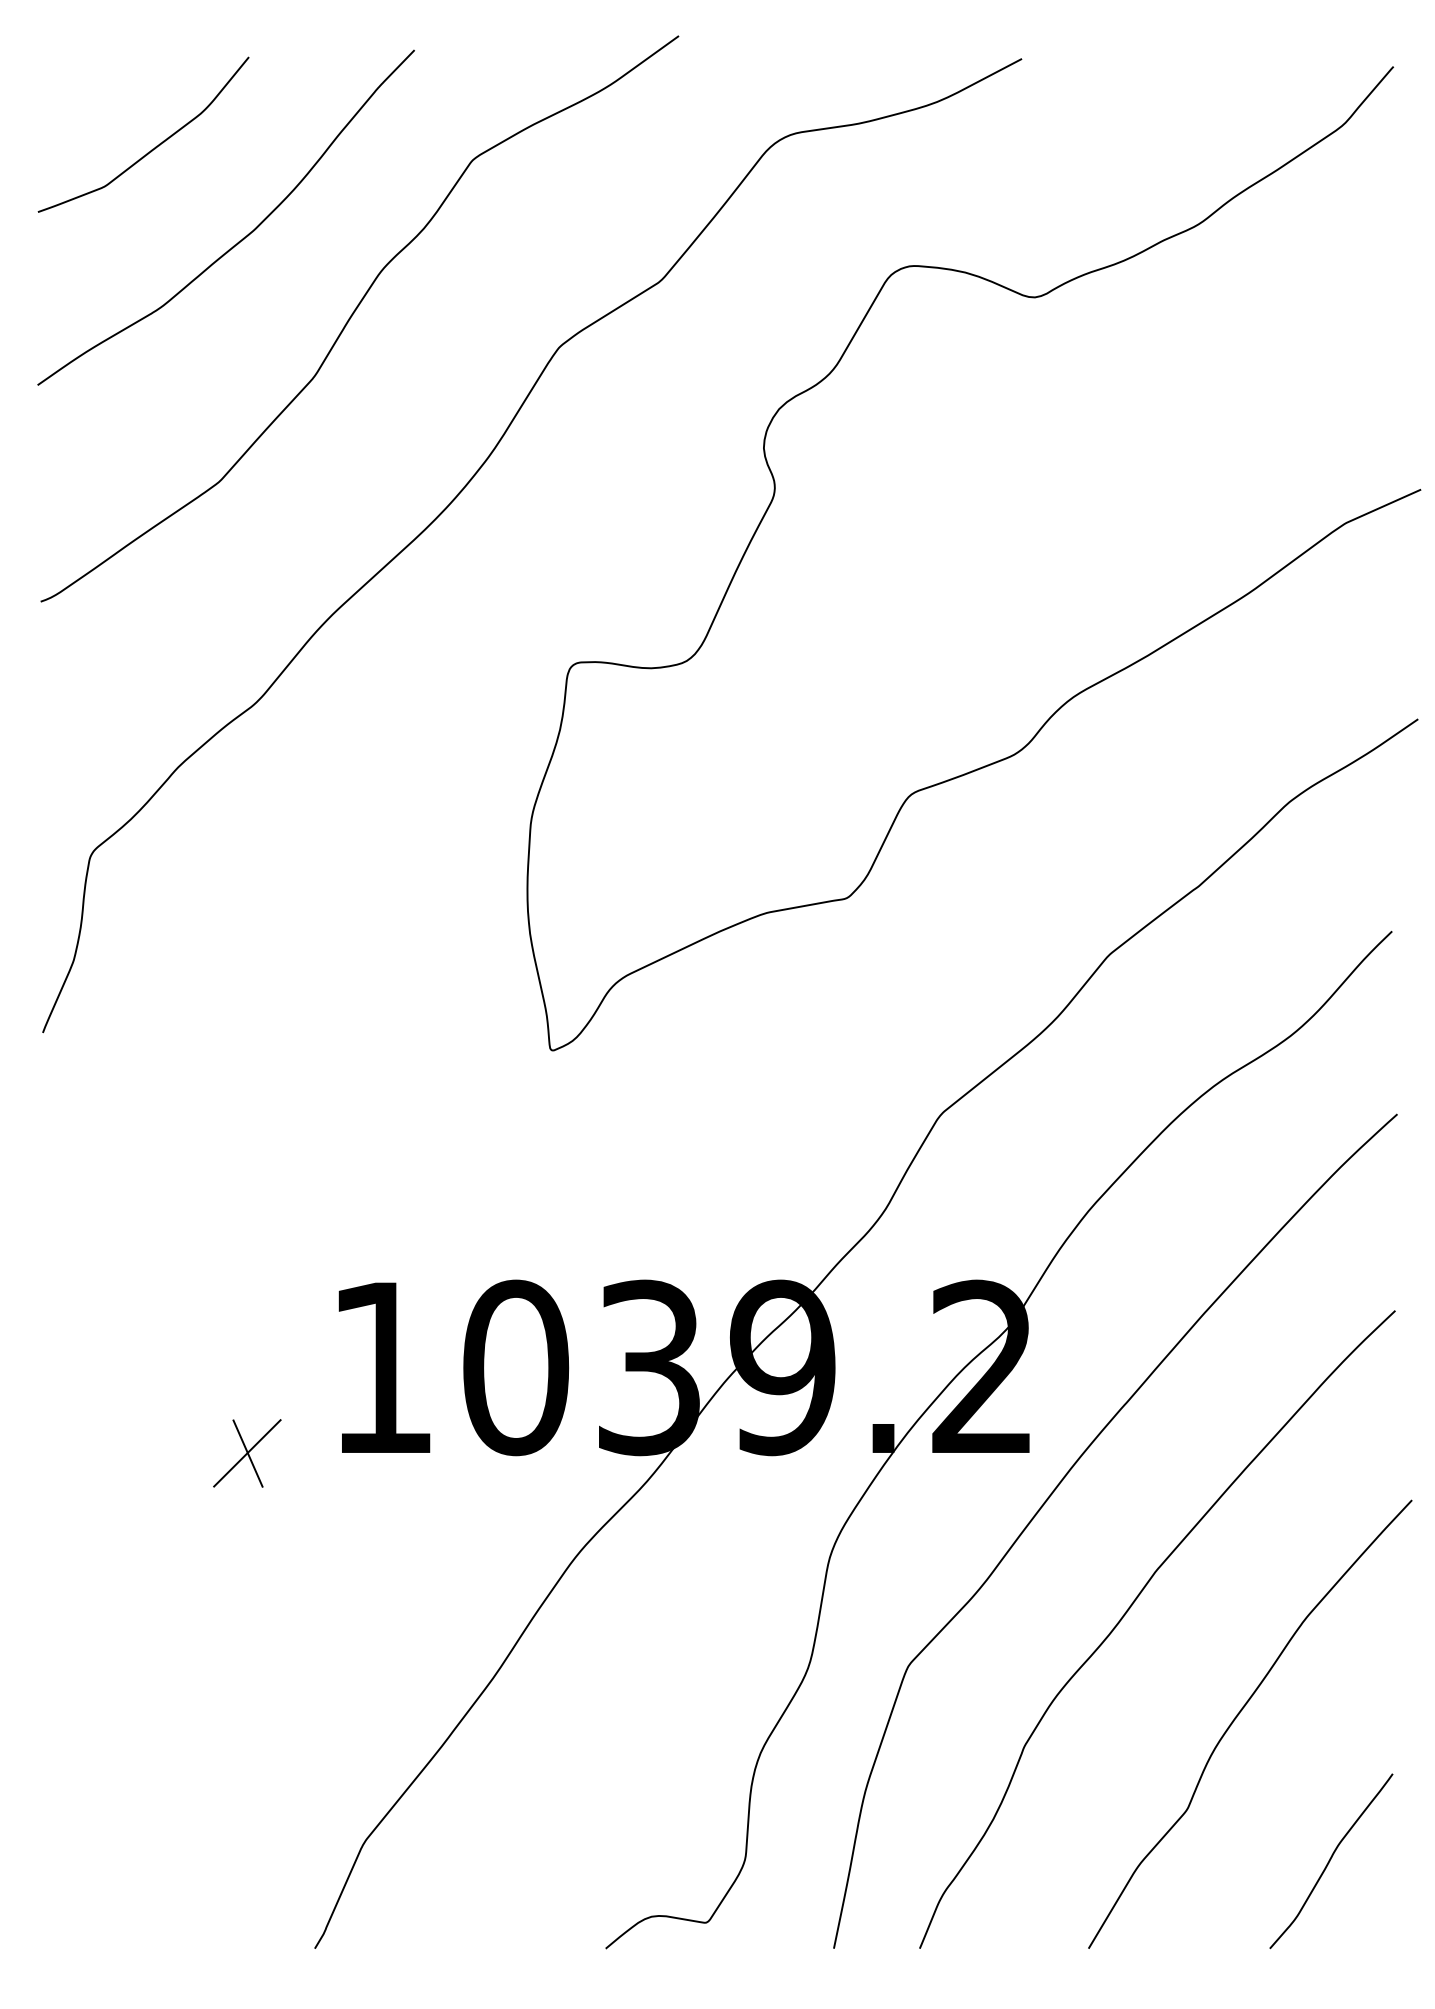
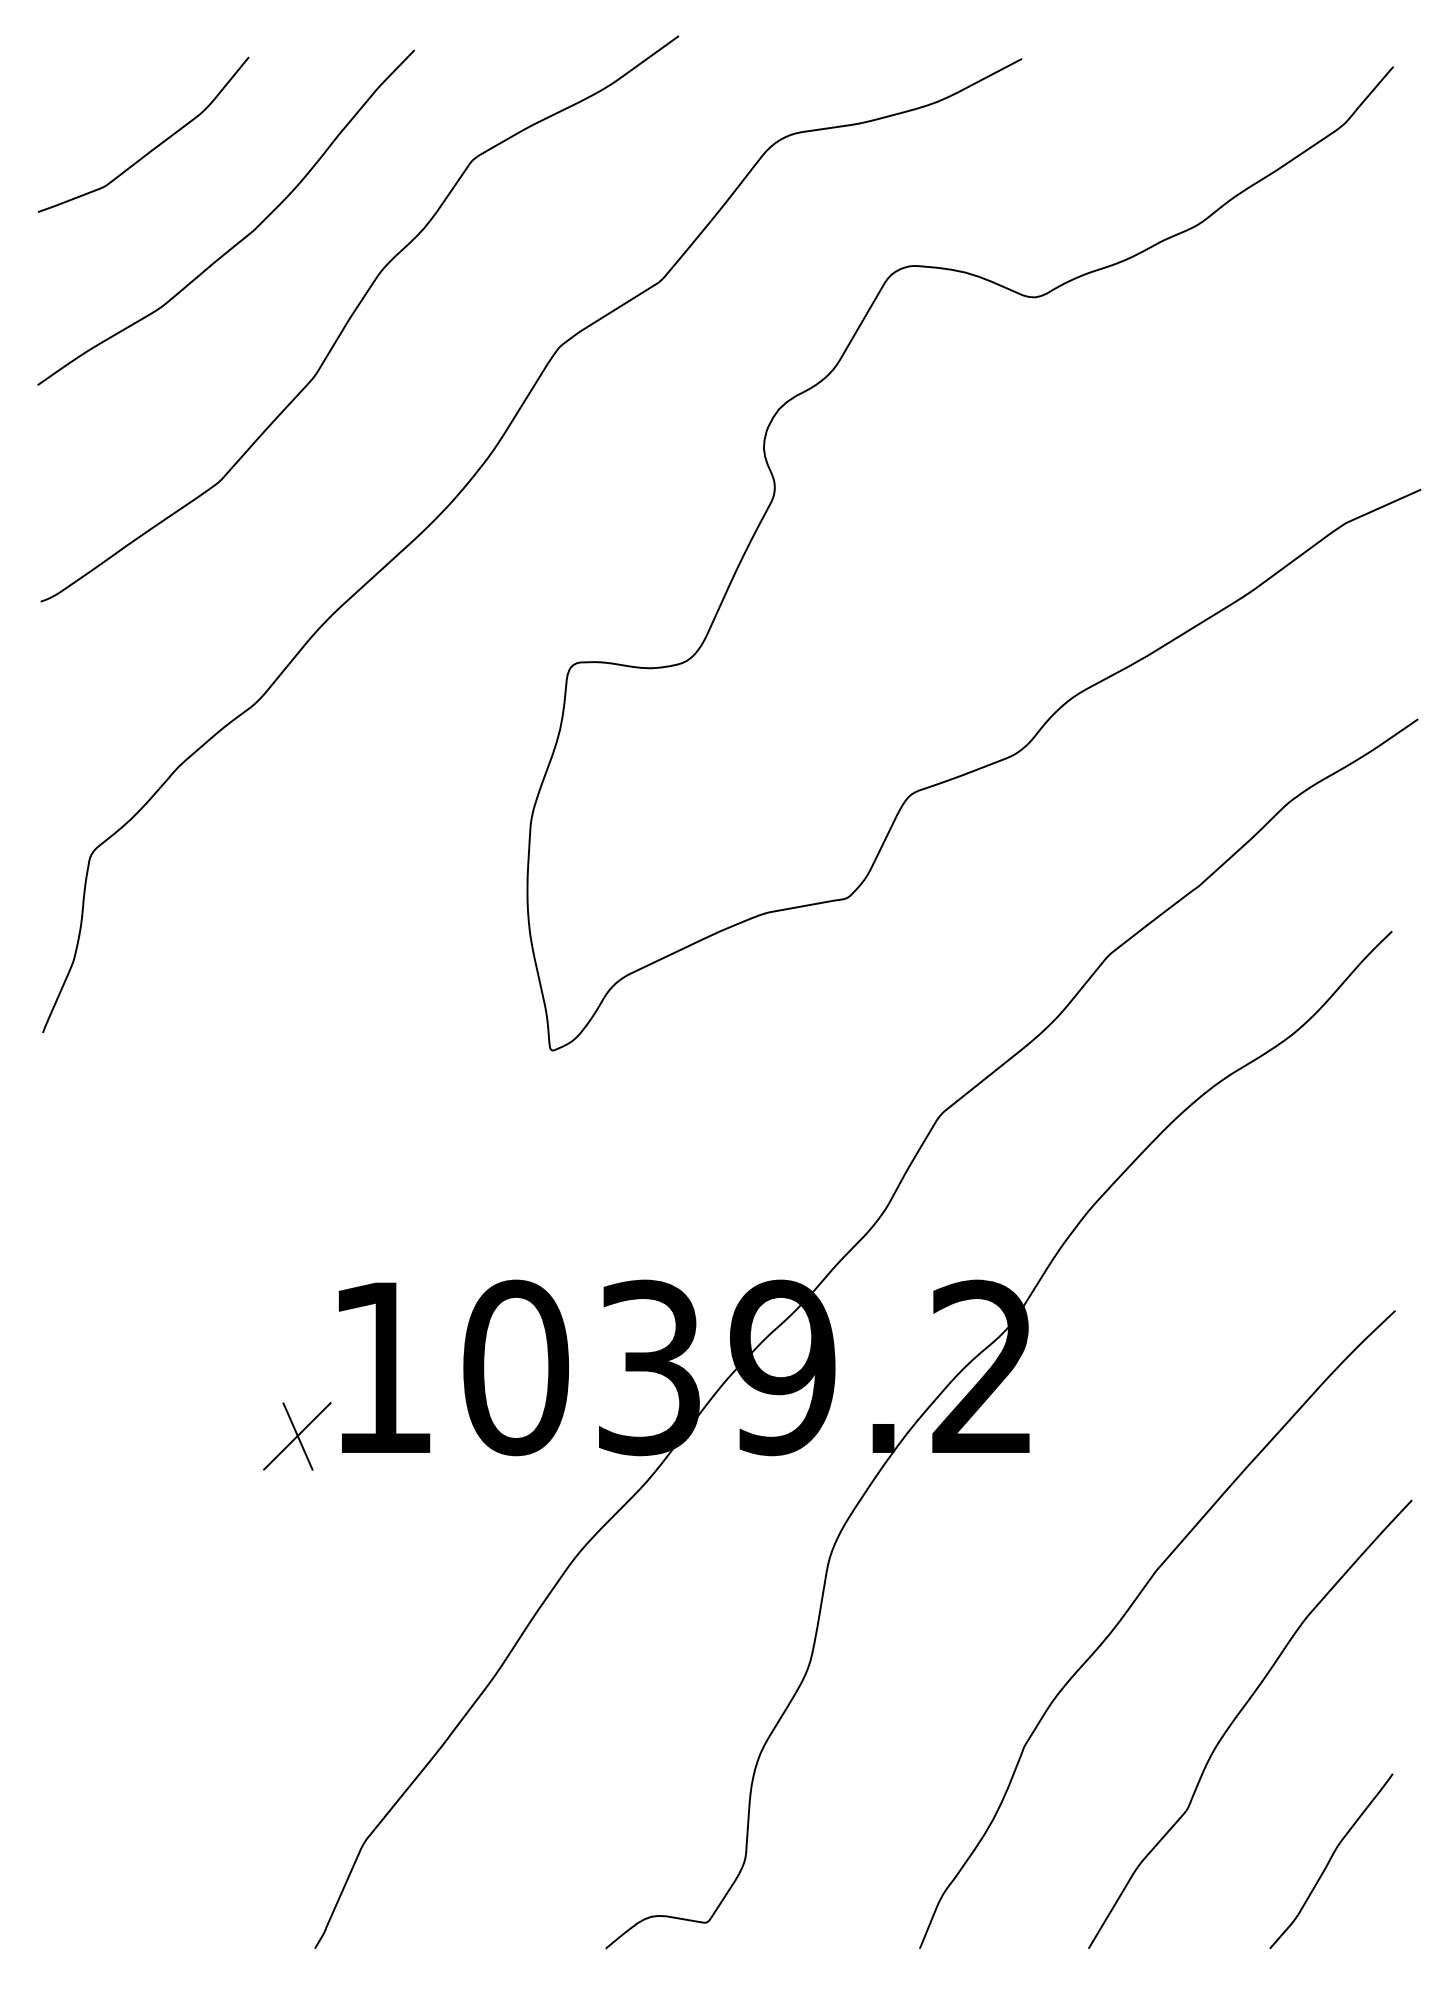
part position: (247, 1453) -> (297, 1436) (297, 1436)
curve: present -> none (1059, 1485)
